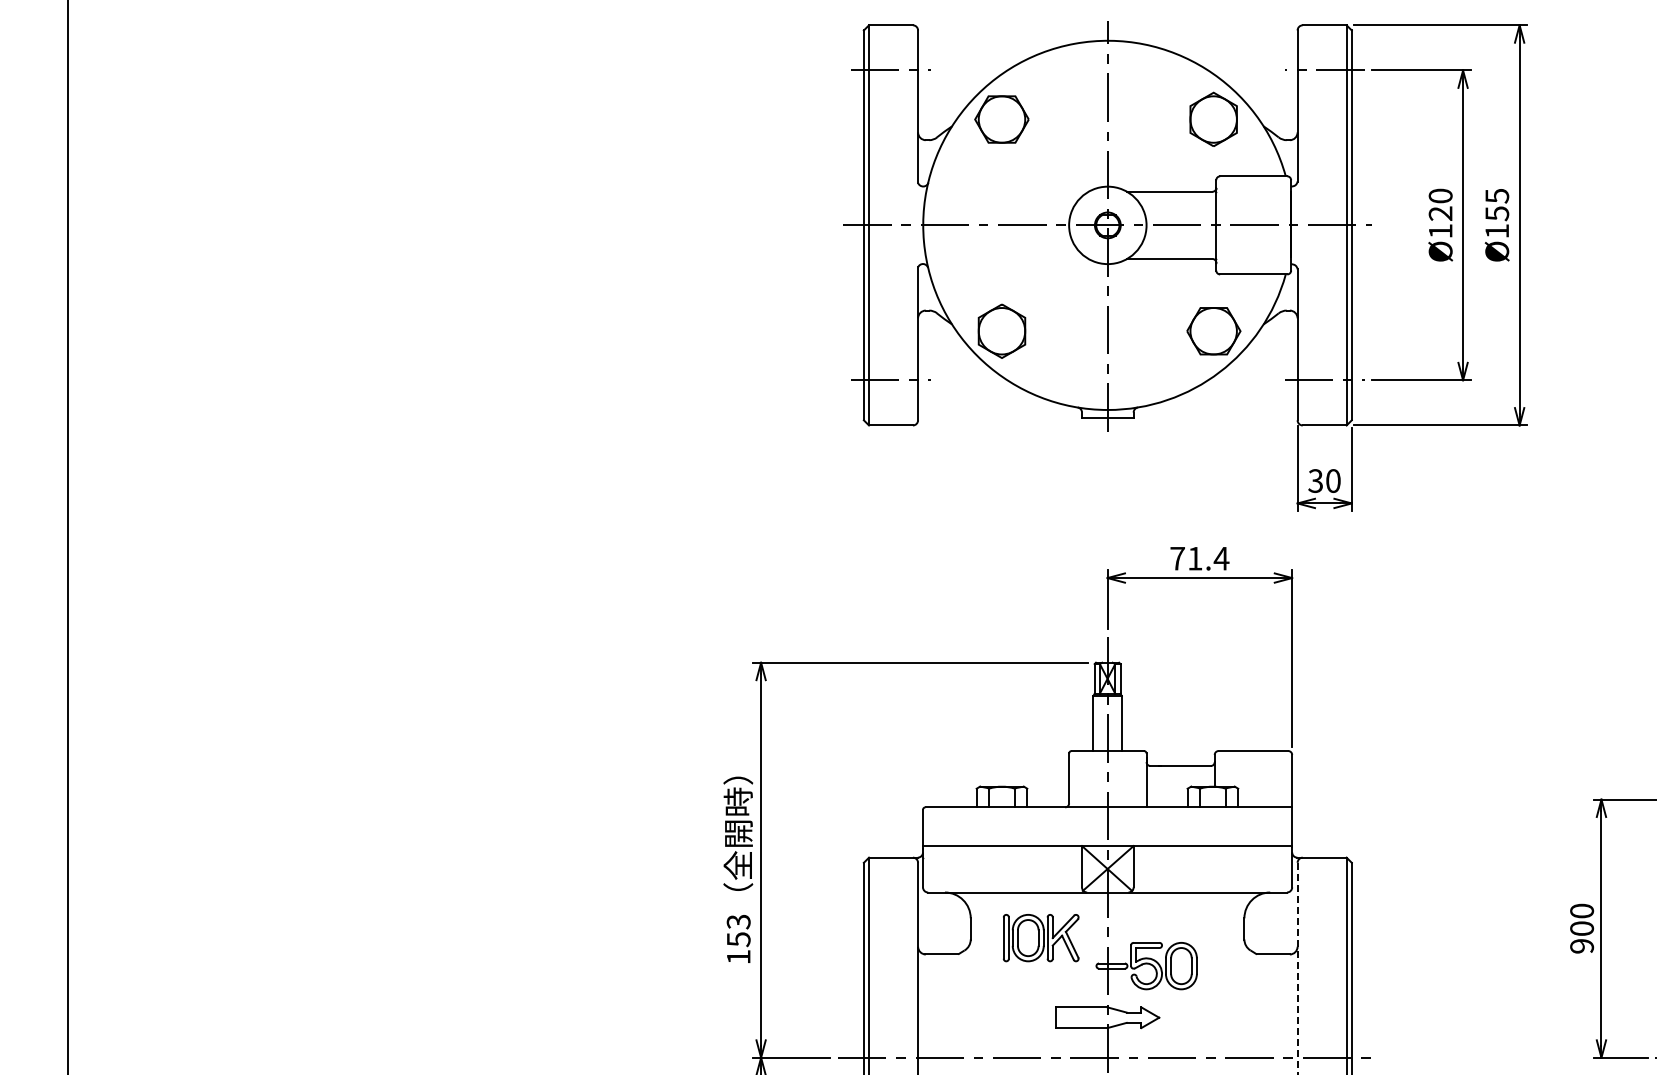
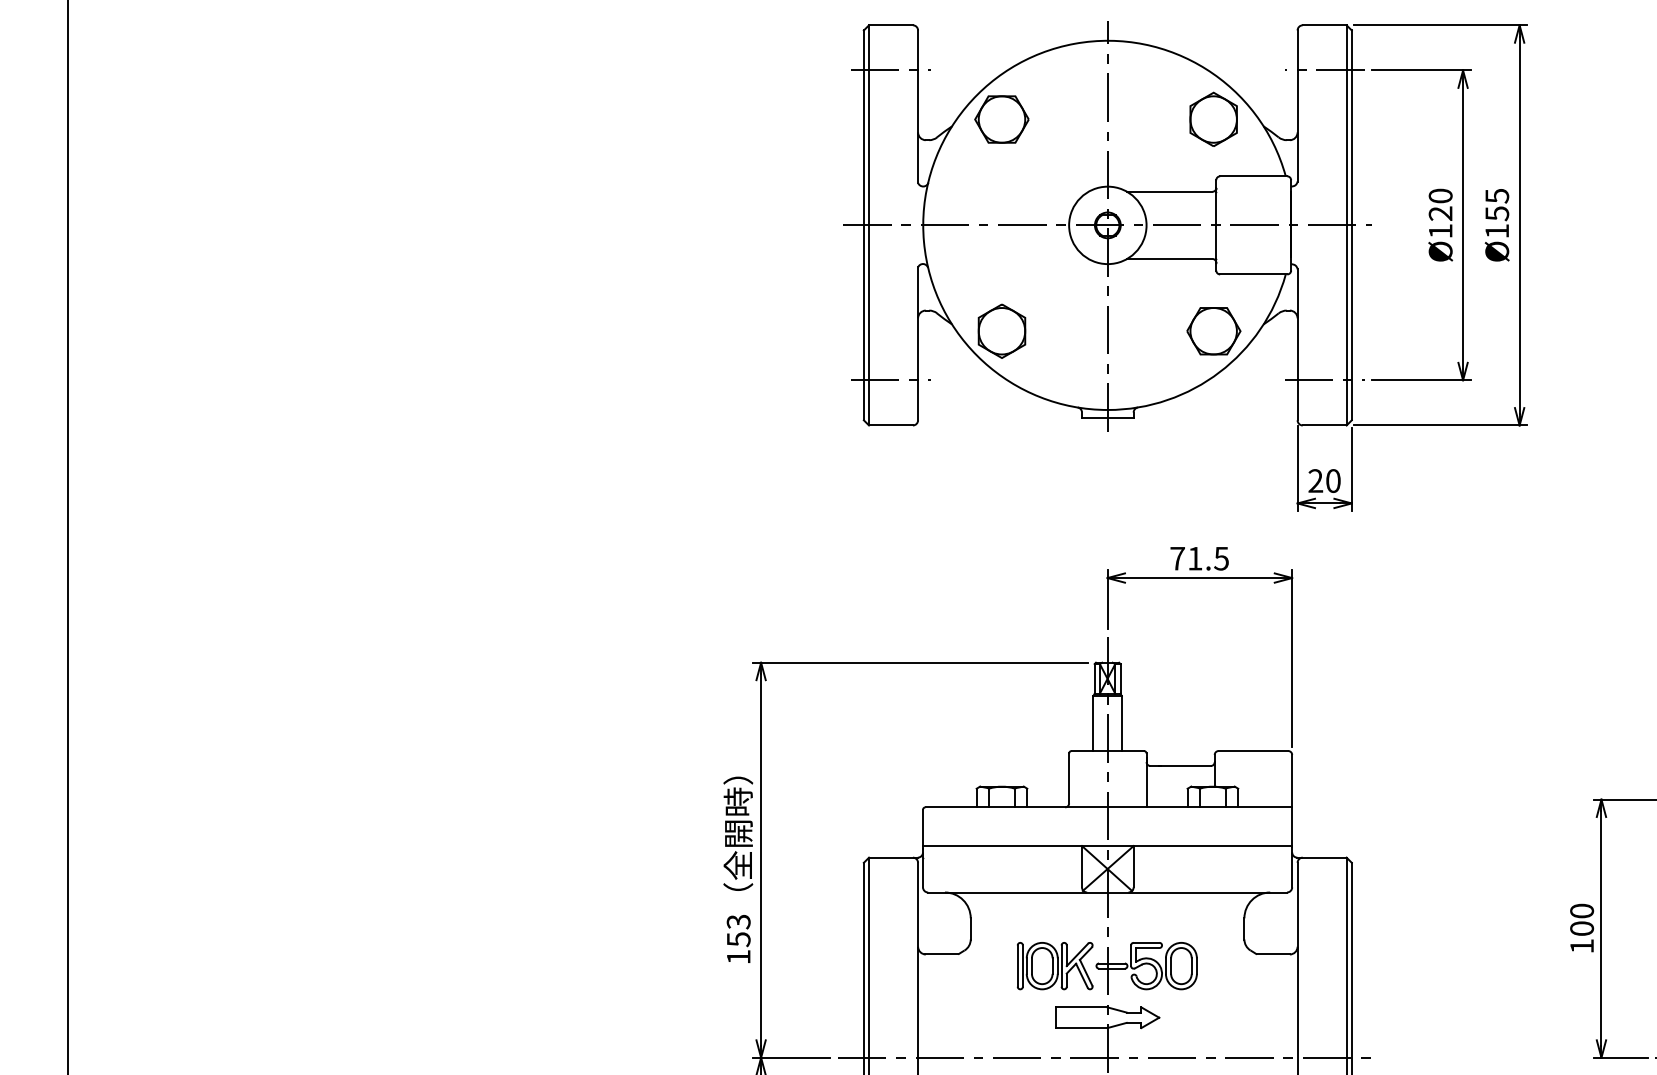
text: 30 -> 20 (1315, 480)
text: 71.4 -> 71.5 (1221, 558)
part position: (1041, 938) -> (1055, 966) (1055, 966)
text: 900 -> 100 (1582, 946)
line: dashed -> solid (1297, 968)
